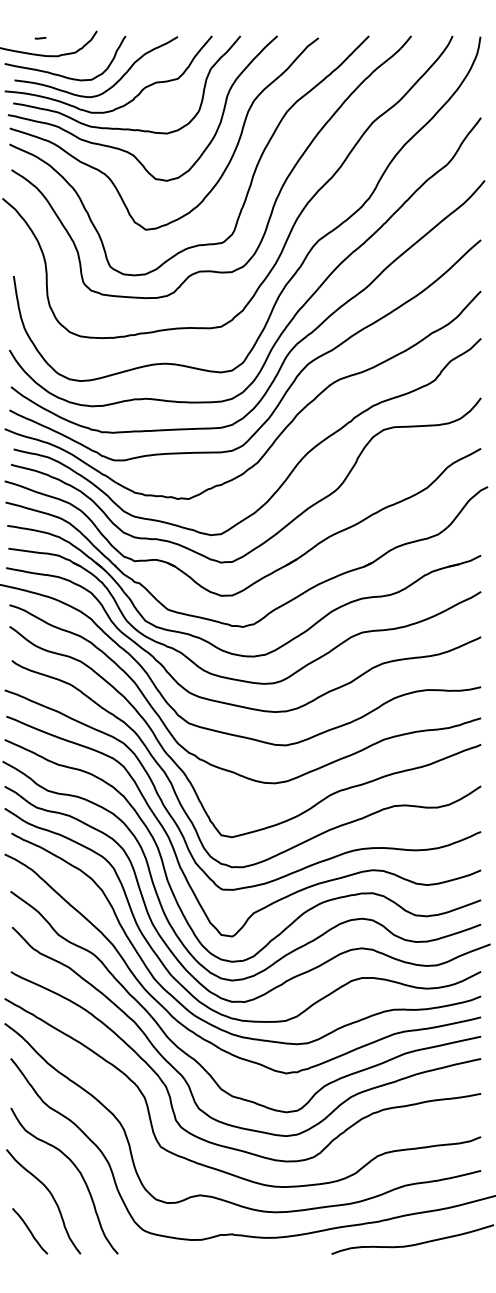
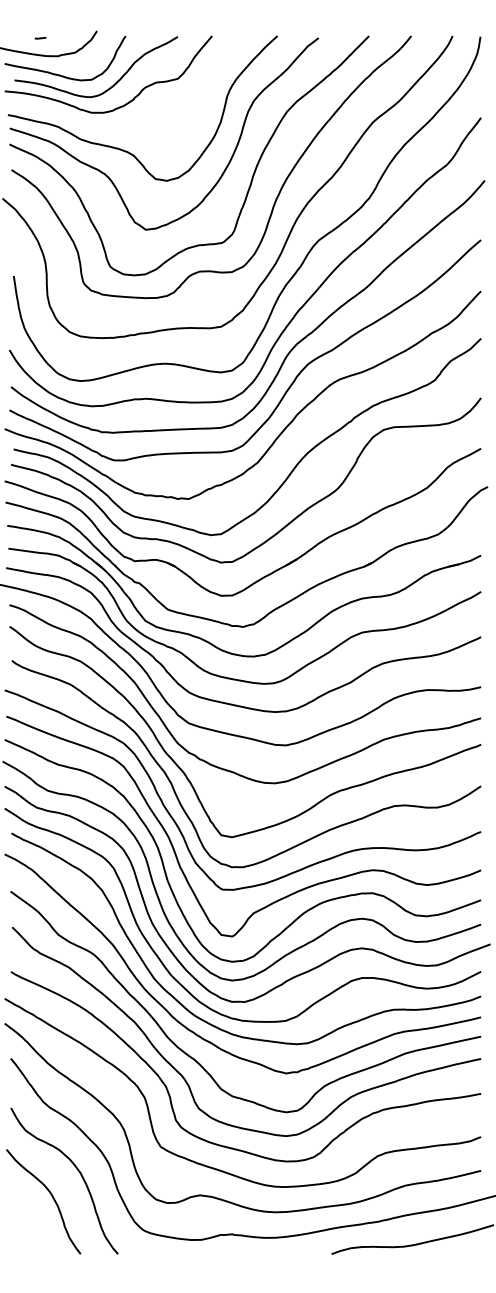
curve: present -> none (127, 128)
curve: present -> none (30, 1231)
